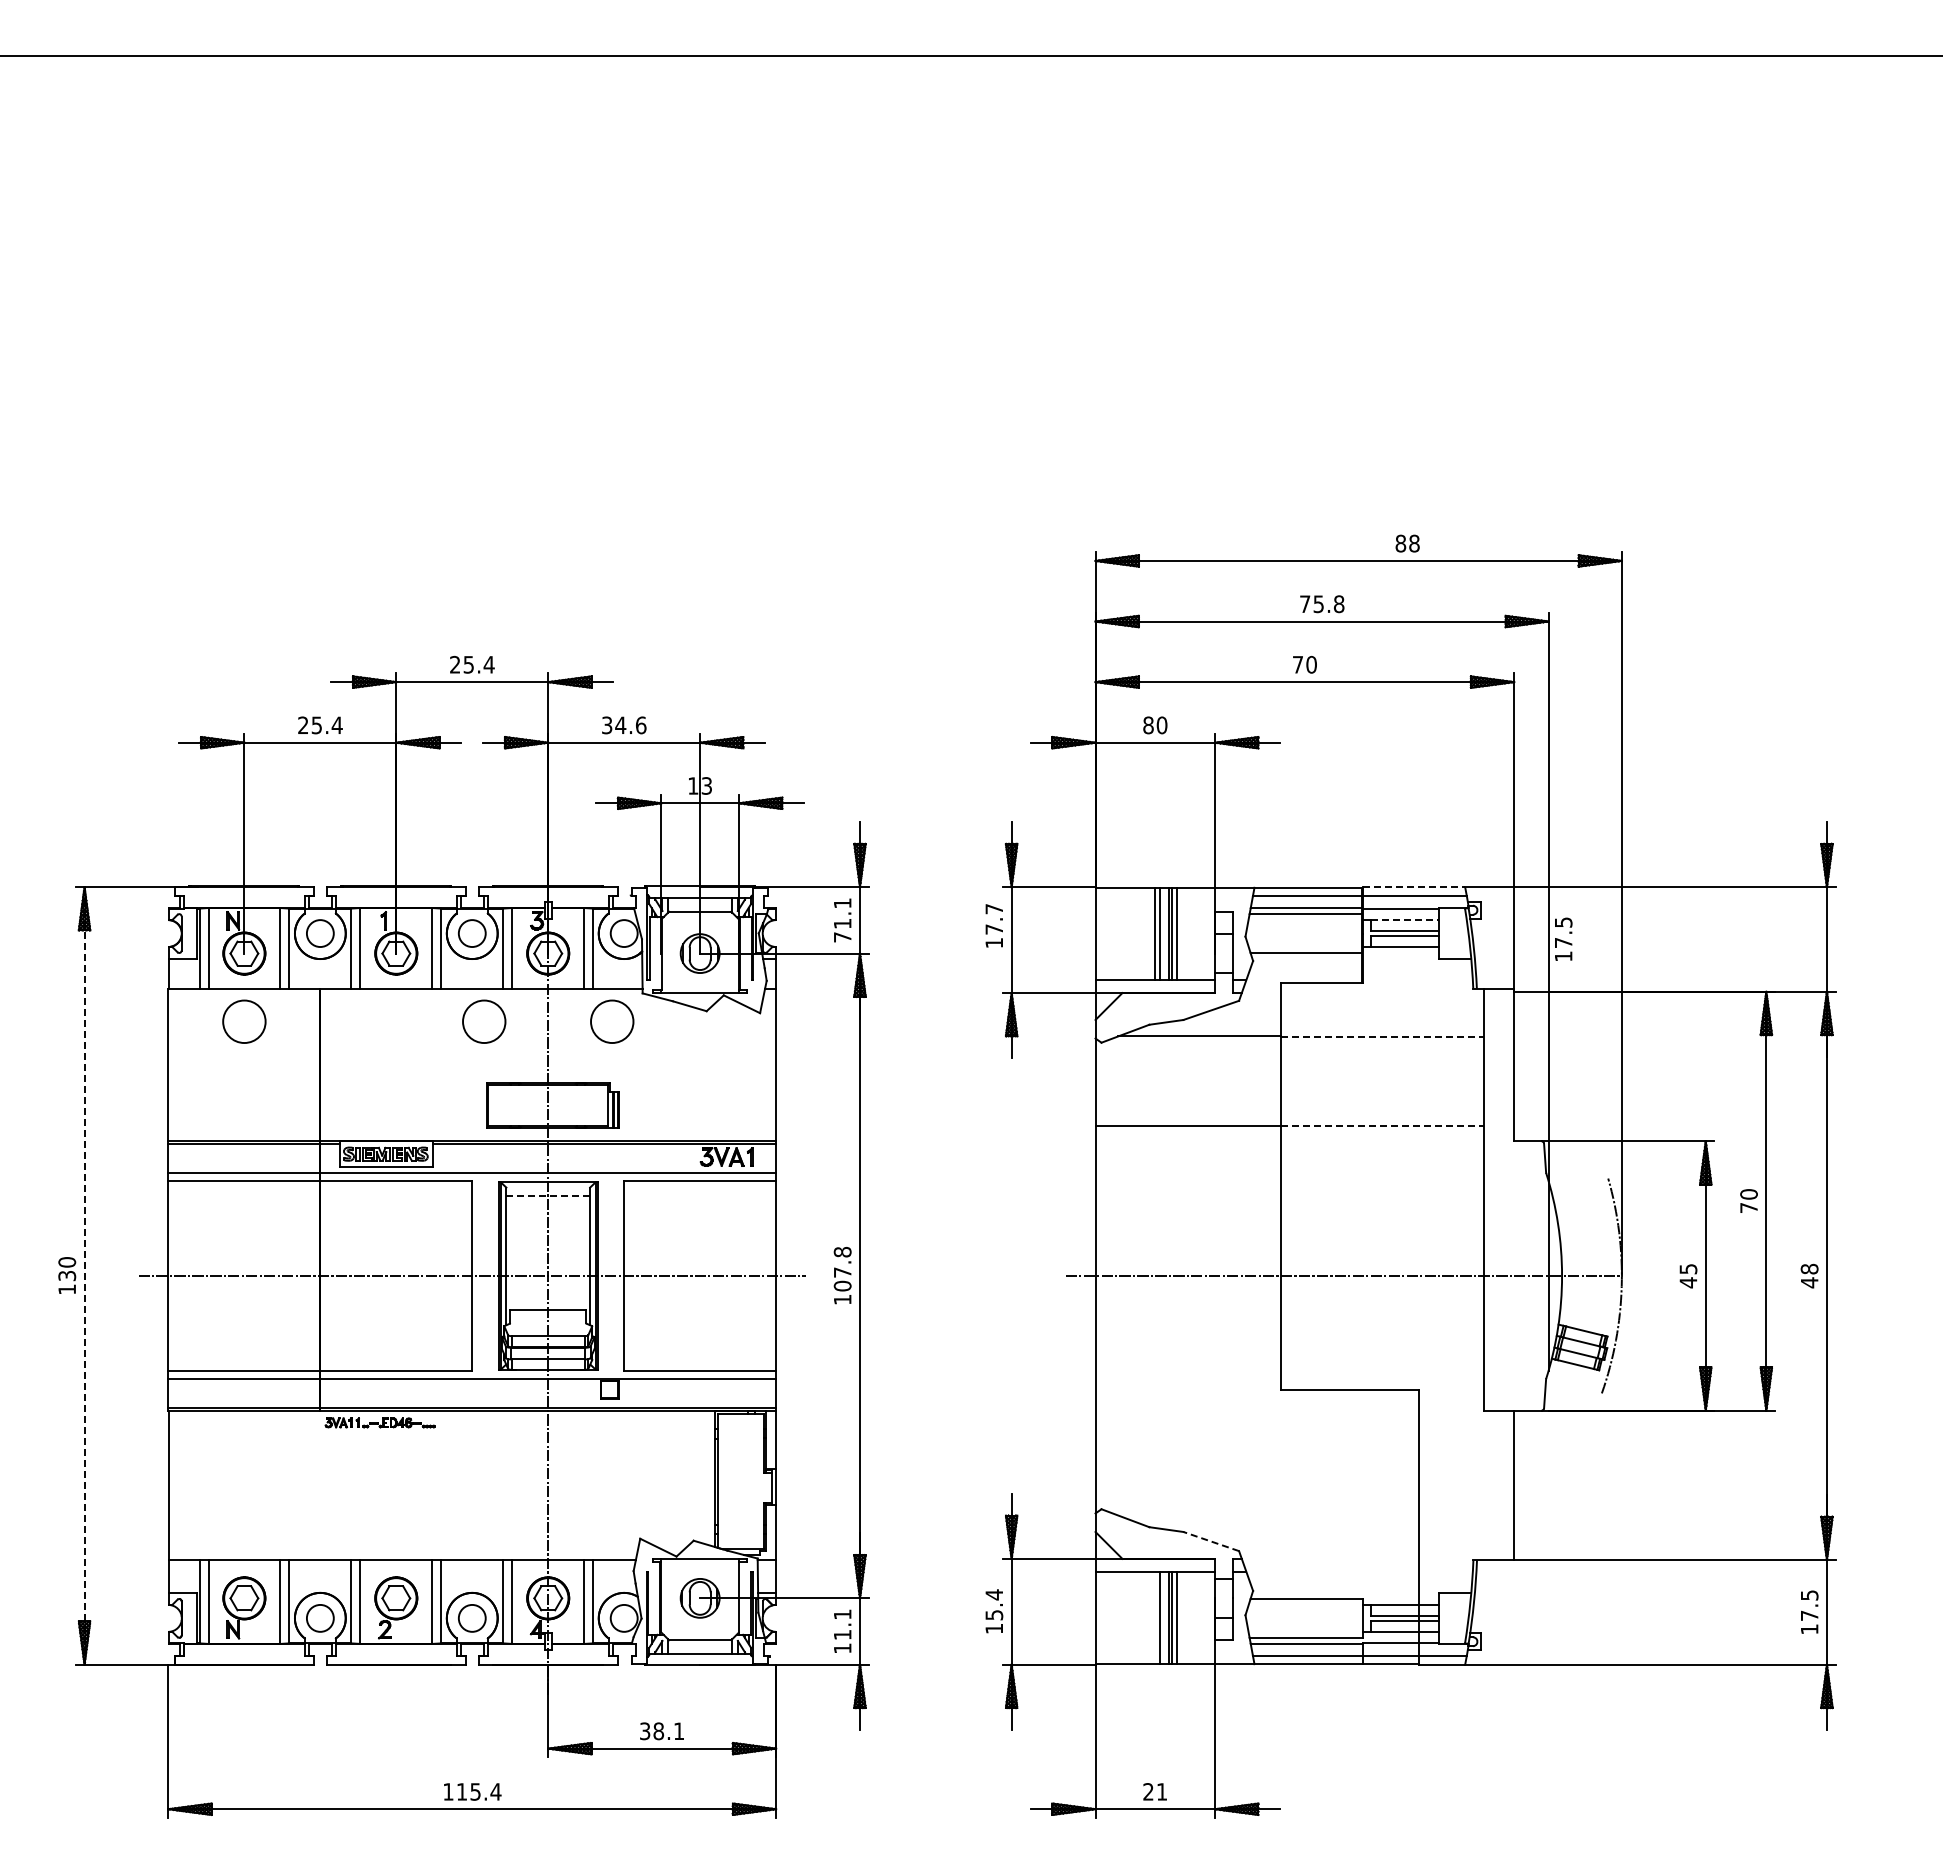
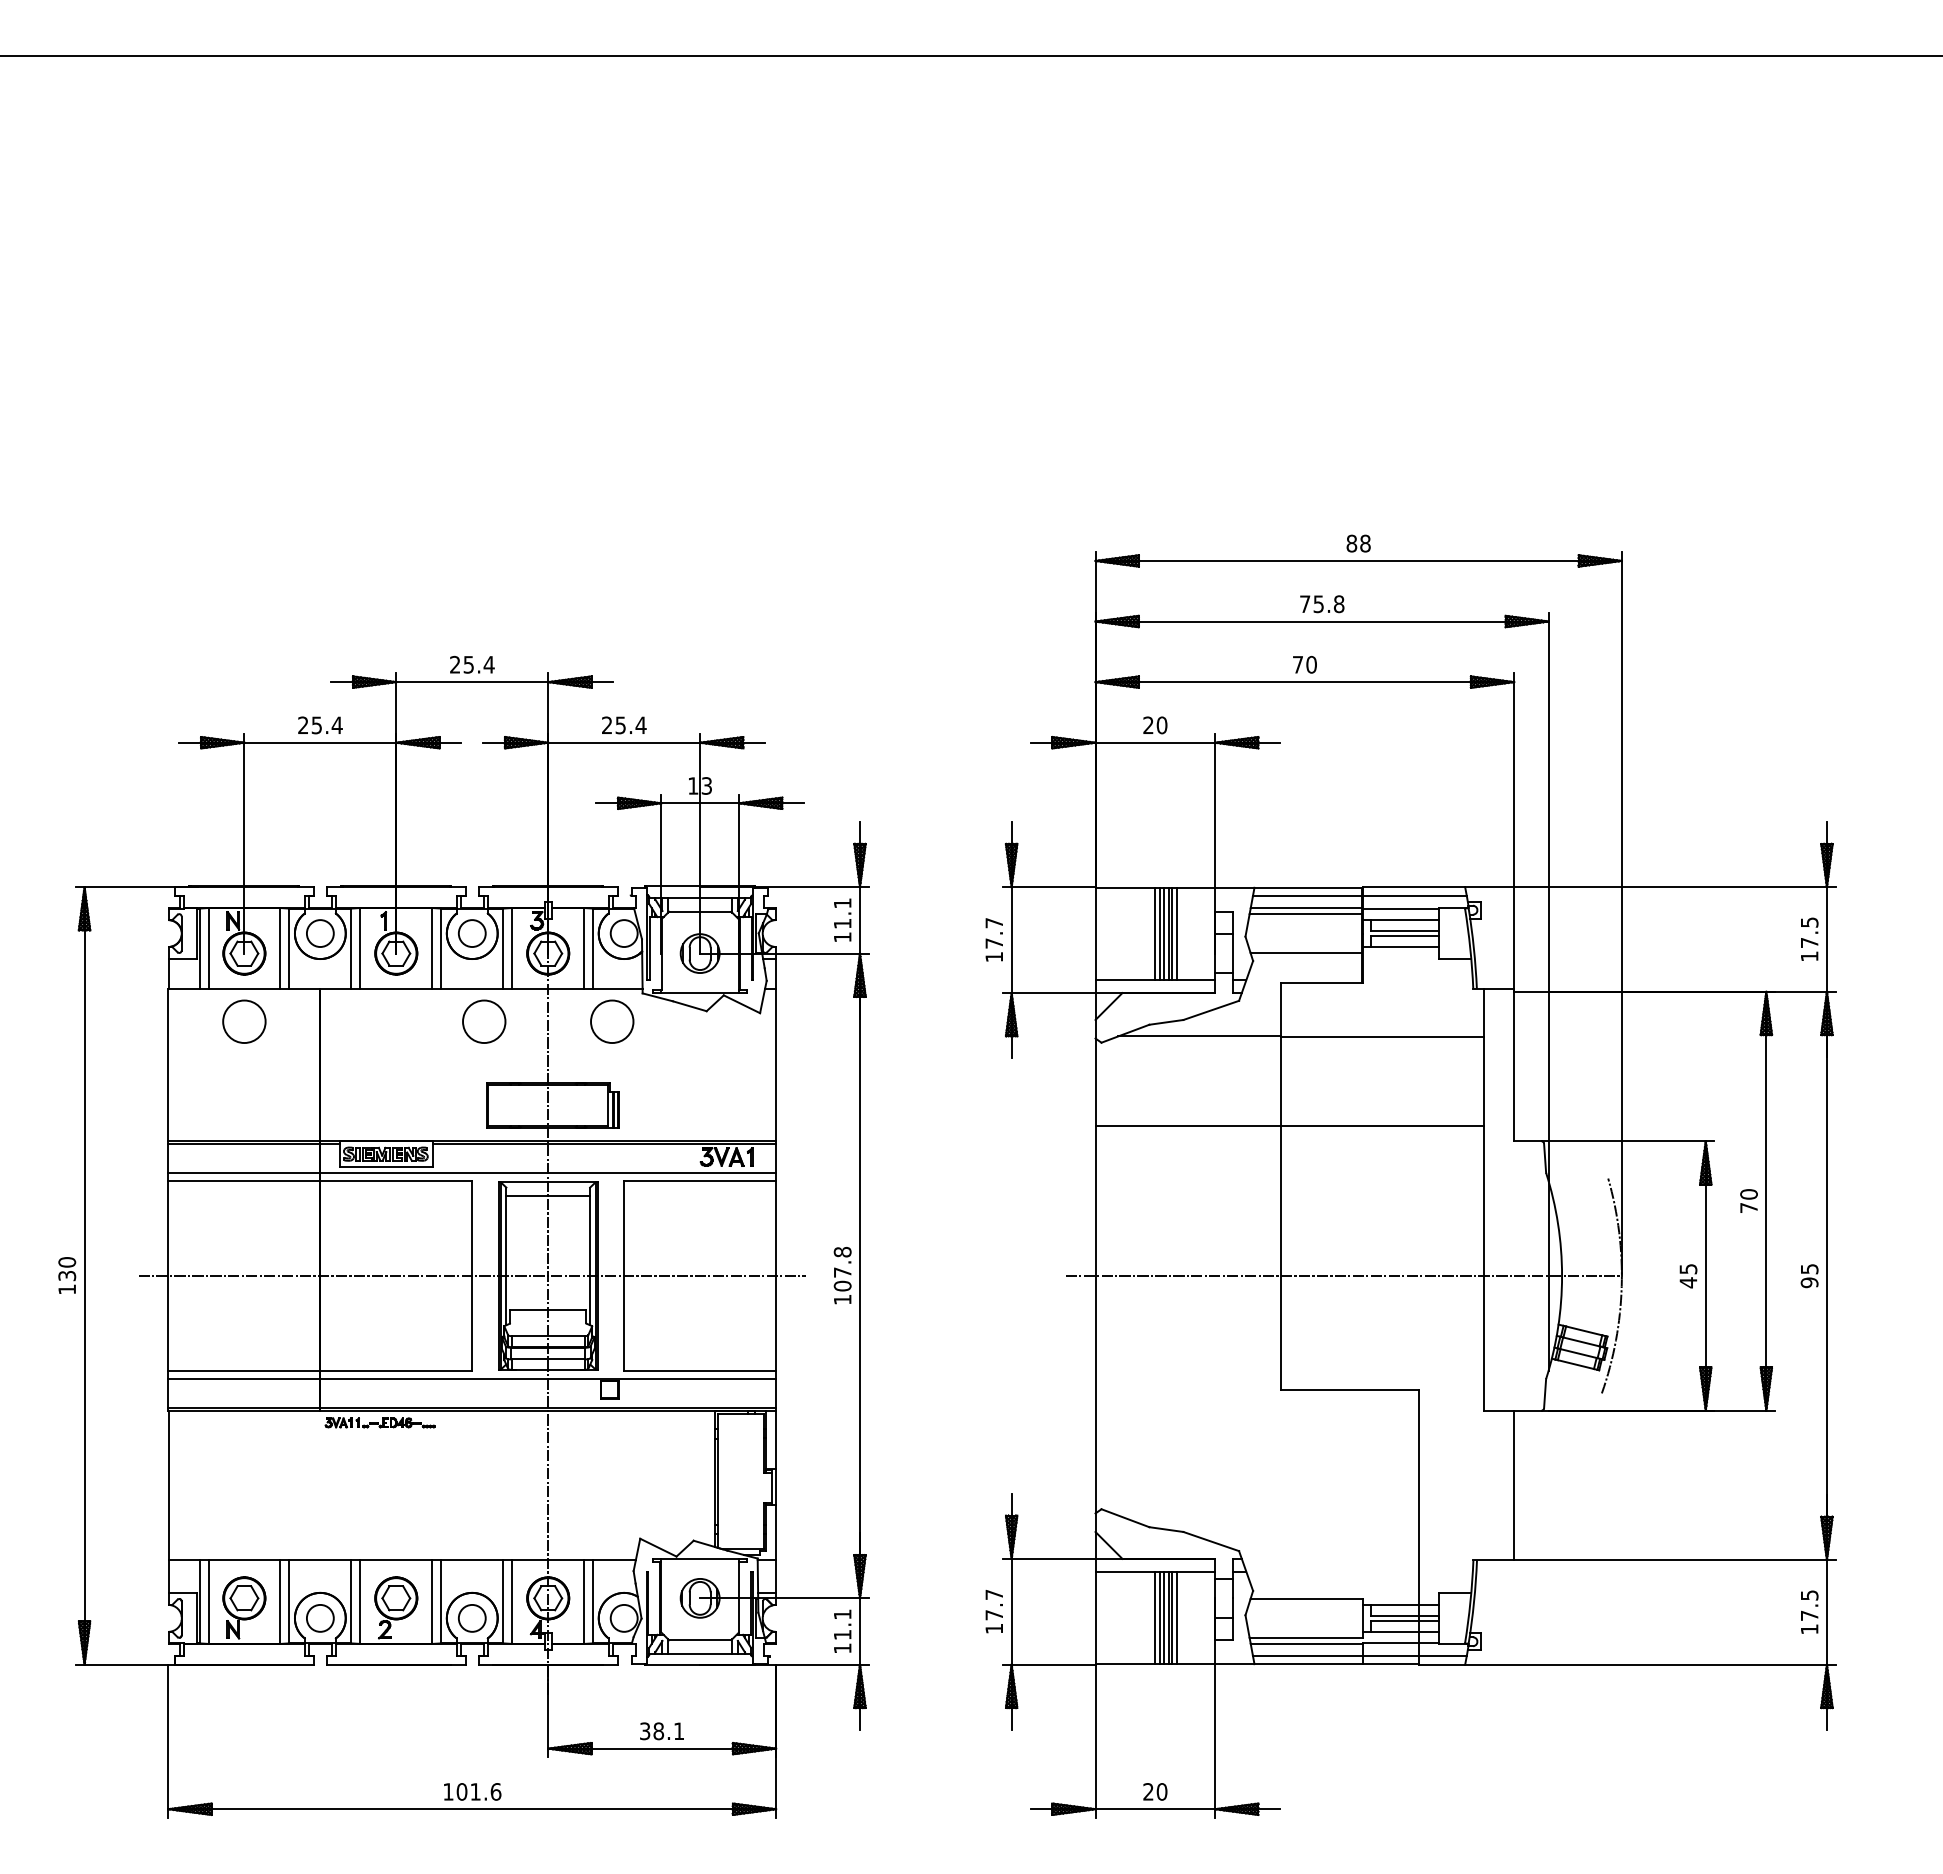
text position: (1407, 543) -> (1358, 543) (1358, 543)
text: 34.6 -> 25.4 (624, 725)
text: 80 -> 20 (1148, 725)
line: dashed -> solid (1414, 887)
line: dashed -> solid (1405, 920)
text position: (993, 925) -> (993, 939) (993, 939)
line: none -> present (1163, 933)
text: 71.1 -> 11.1 (842, 937)
text position: (1563, 938) -> (1809, 938) (1809, 938)
line: dashed -> solid (1382, 1036)
line: dashed -> solid (1382, 1126)
line: dashed -> solid (548, 1195)
line: dashed -> solid (84, 1275)
text: 48 -> 95 (1809, 1275)
line: dashed -> solid (1210, 1541)
text: 15.4 -> 17.7 (994, 1604)
line: none -> present (1155, 1618)
line: none -> present (1163, 1618)
text: 115.4 -> 101.6 (478, 1791)
text: 21 -> 20 (1161, 1791)
